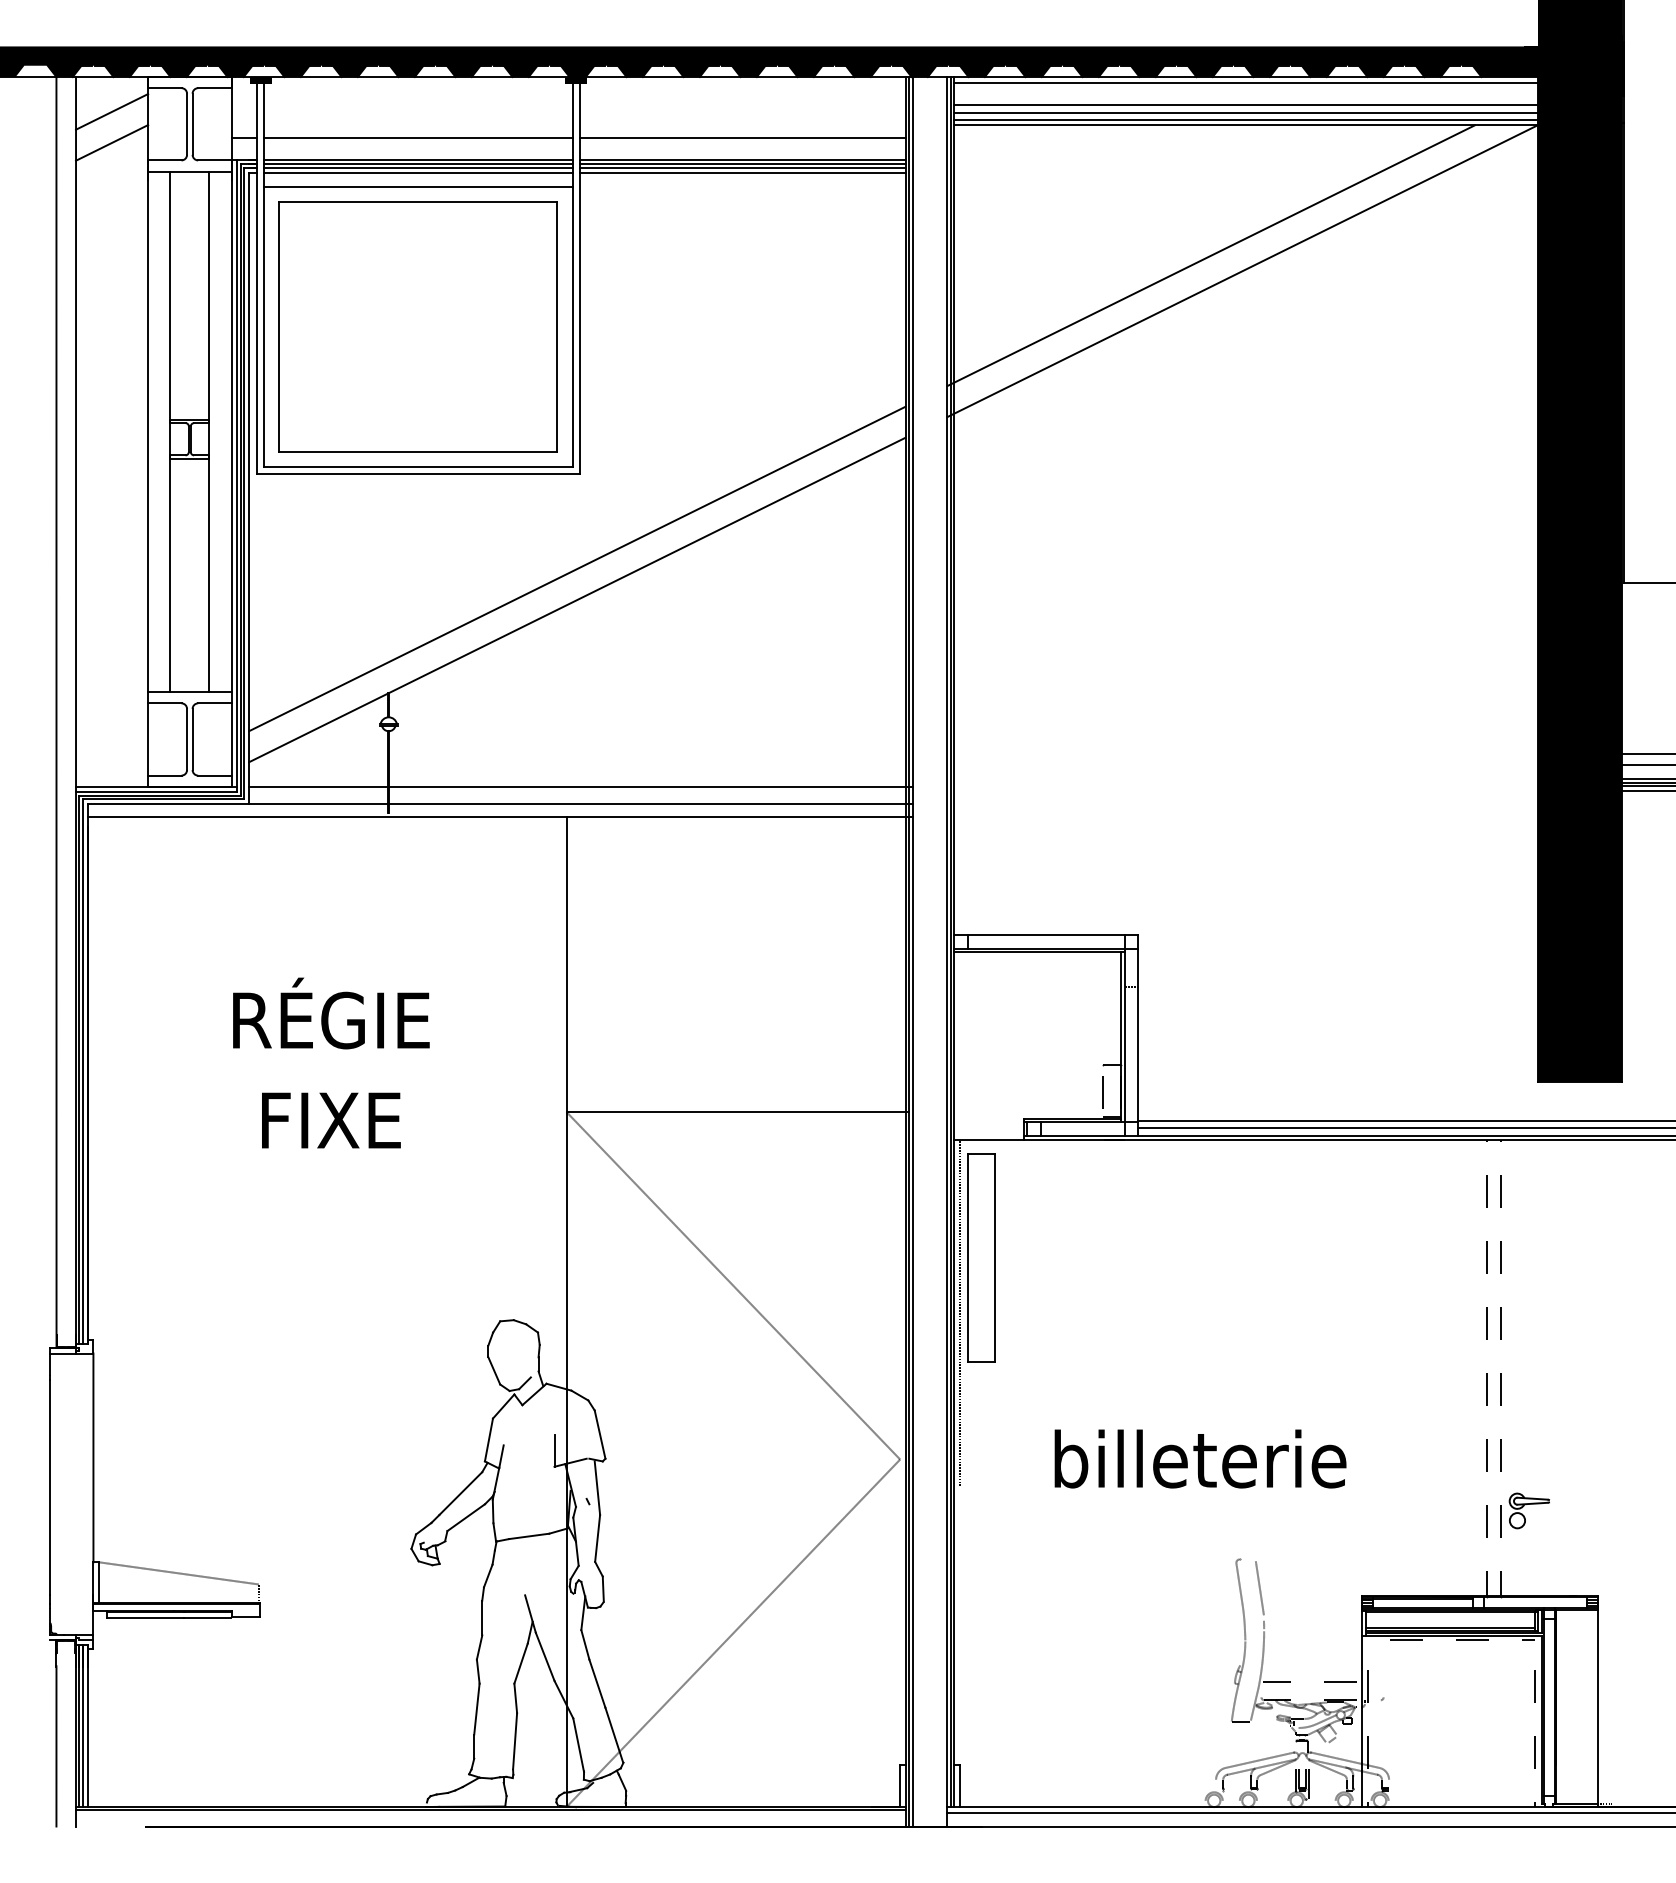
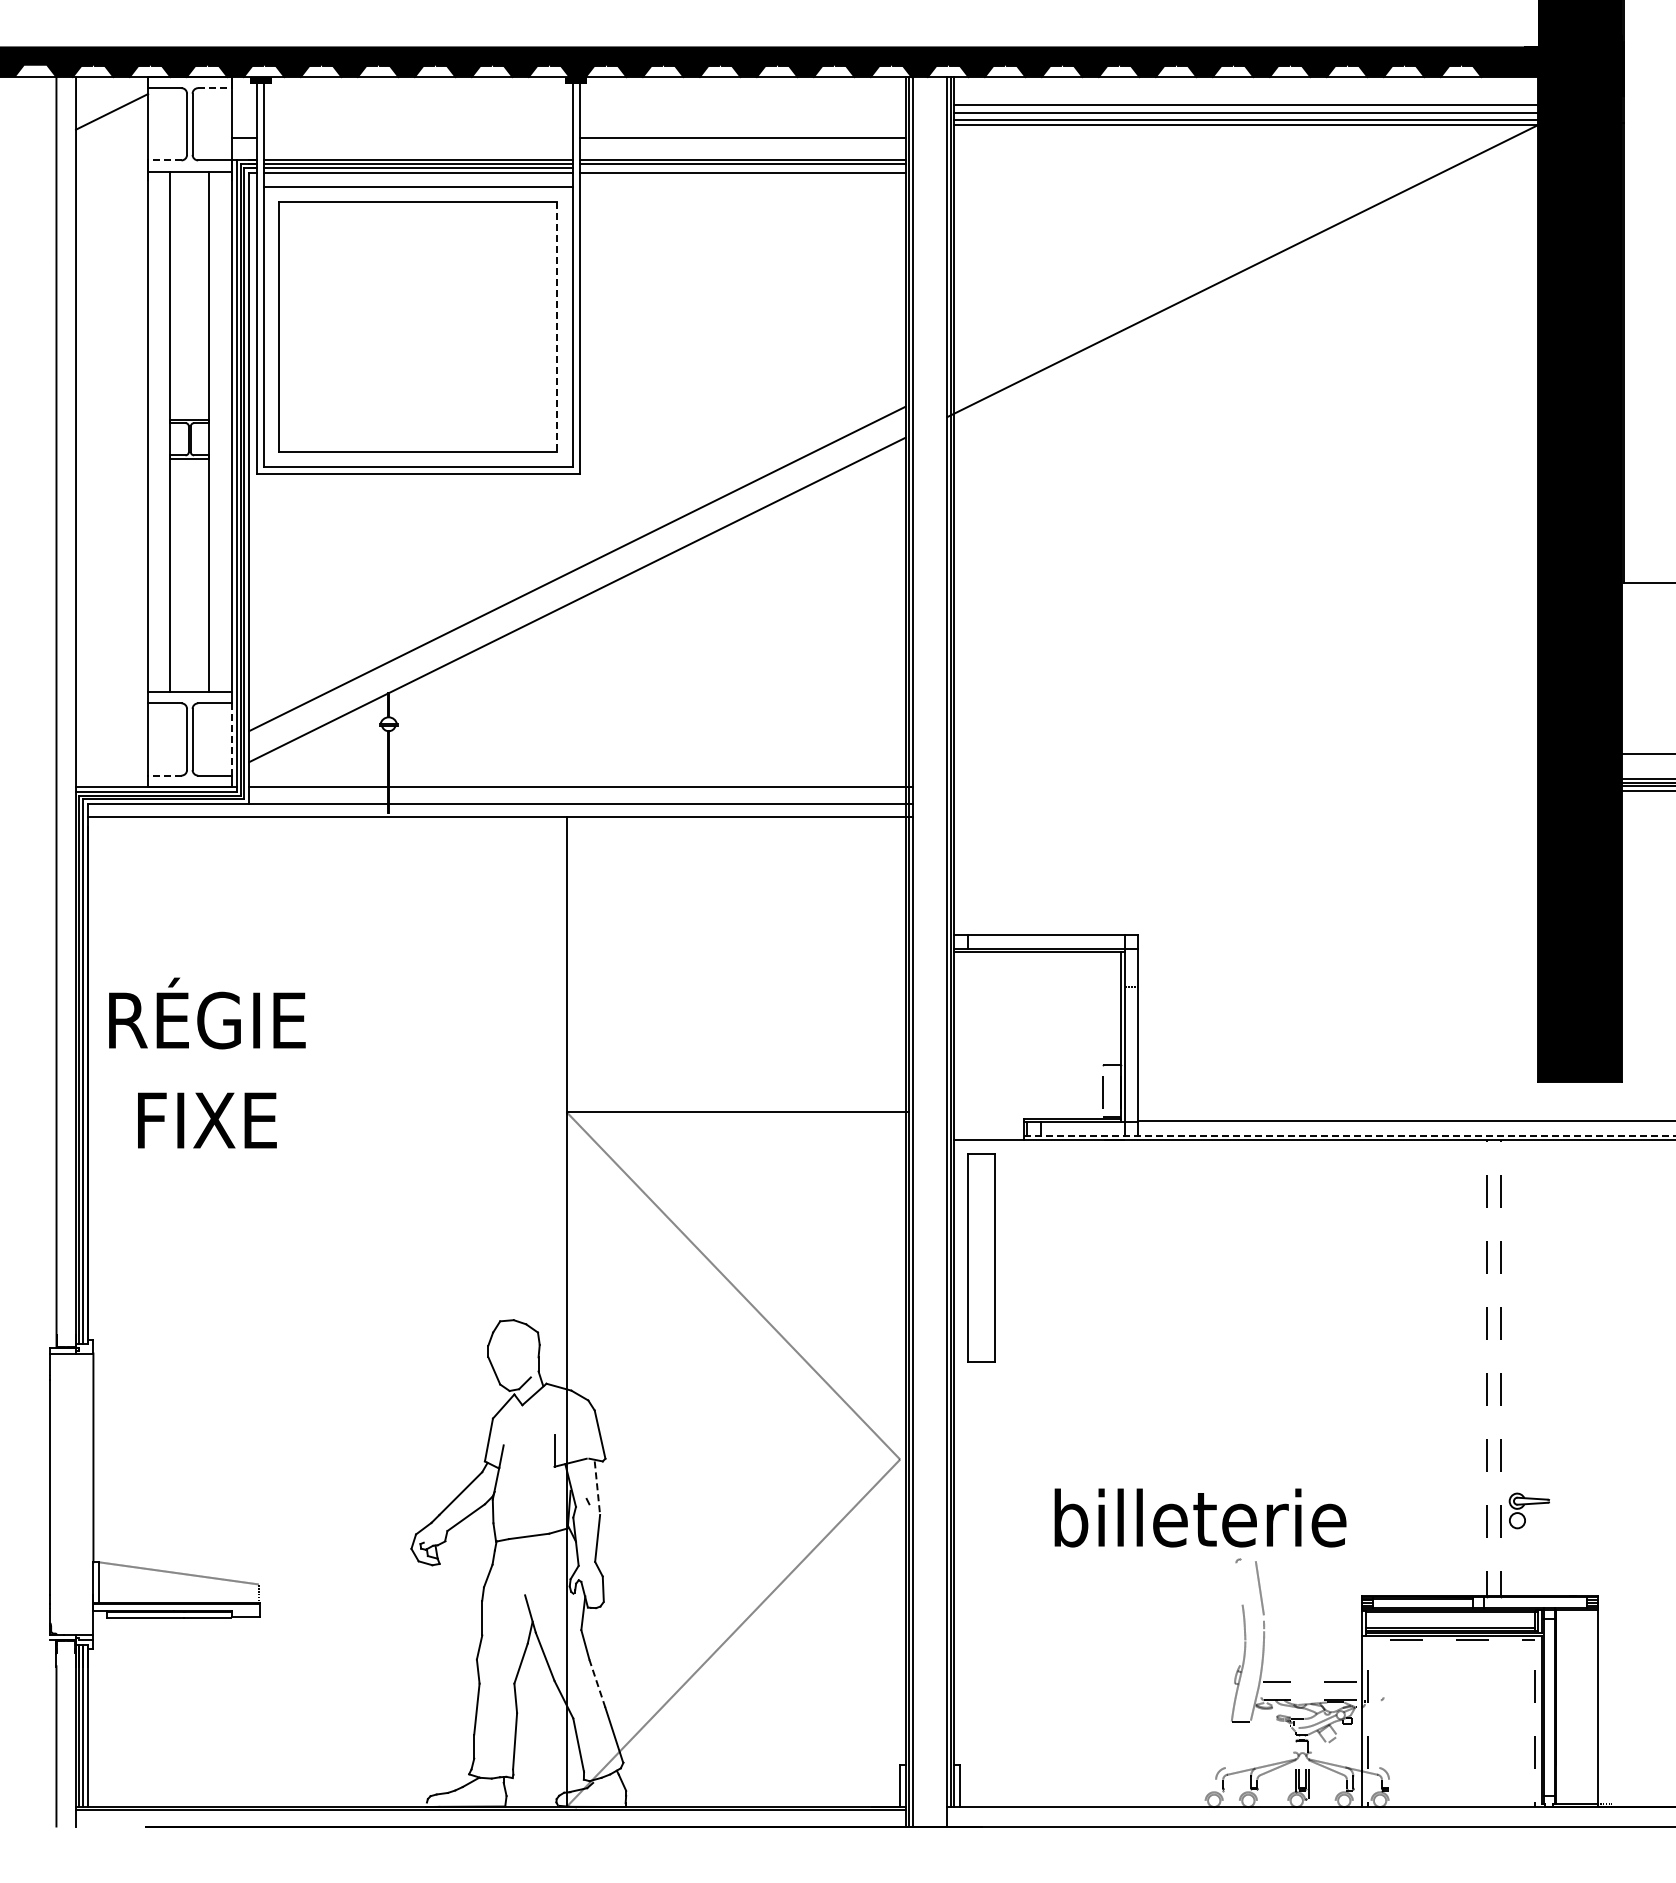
line: present -> none (1246, 82)
line: solid -> dashed (214, 88)
line: present -> none (418, 138)
line: present -> none (112, 142)
line: solid -> dashed (164, 160)
line: present -> none (742, 167)
line: present -> none (1210, 255)
line: solid -> dashed (557, 327)
line: solid -> dashed (231, 739)
line: present -> none (1646, 765)
line: solid -> dashed (164, 775)
text position: (331, 1062) -> (207, 1062) (207, 1062)
line: present -> none (1405, 1128)
line: solid -> dashed (1349, 1135)
line: present -> none (959, 1313)
text position: (1200, 1458) -> (1200, 1517) (1200, 1517)
line: solid -> dashed (597, 1488)
line: present -> none (1239, 1583)
line: solid -> dashed (597, 1683)
line: present -> none (1259, 1759)
line: present -> none (1344, 1759)
line: present -> none (1309, 1813)
